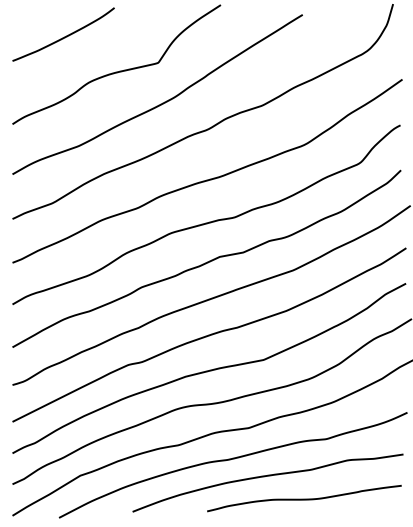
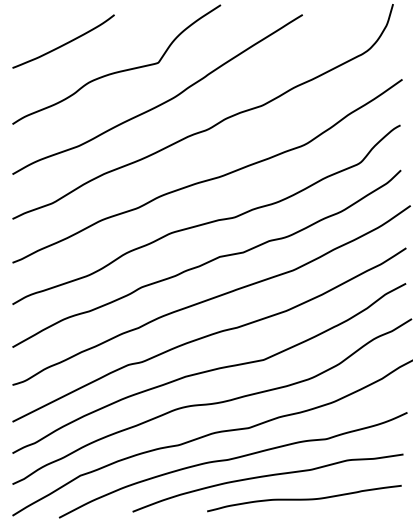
curve position: (64, 36) -> (64, 43) (64, 43)
